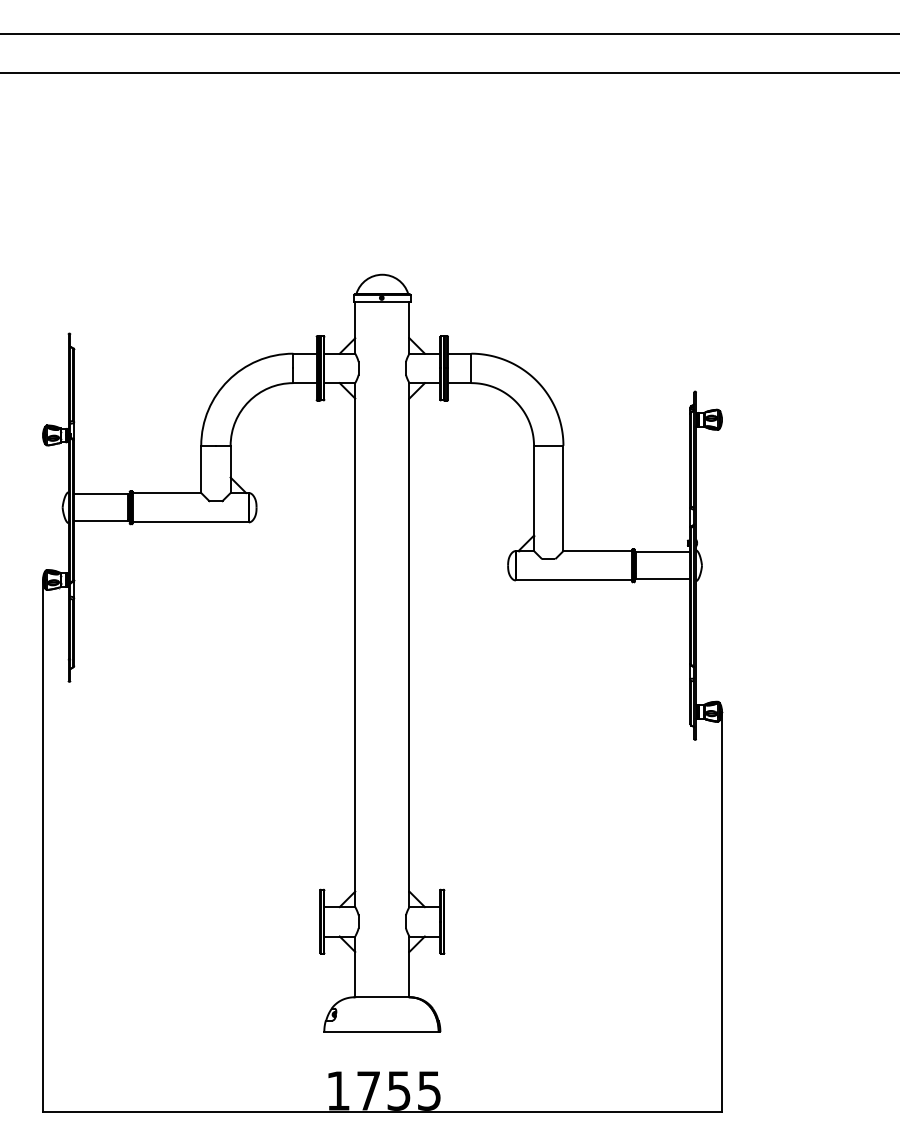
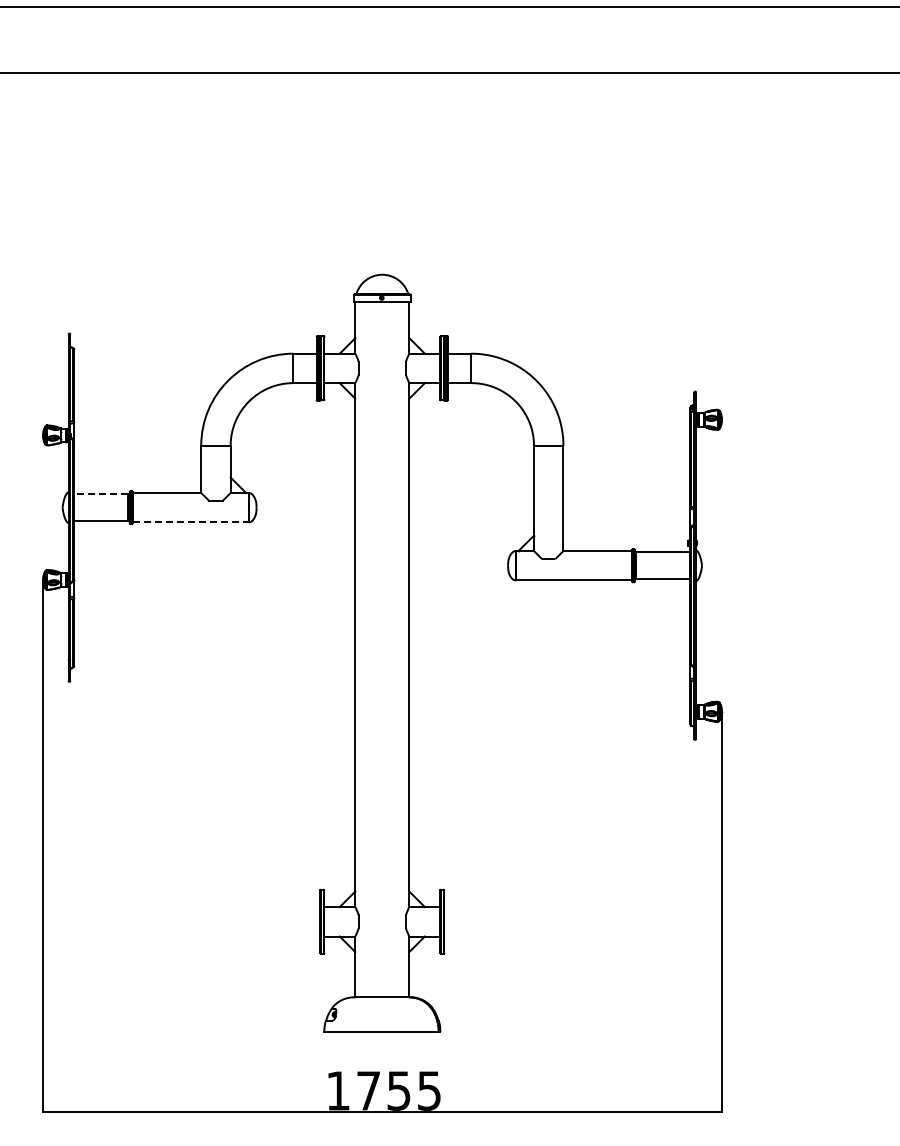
line position: (449, 34) -> (449, 7) (449, 7)
line: solid -> dashed (100, 494)
line: solid -> dashed (191, 522)
